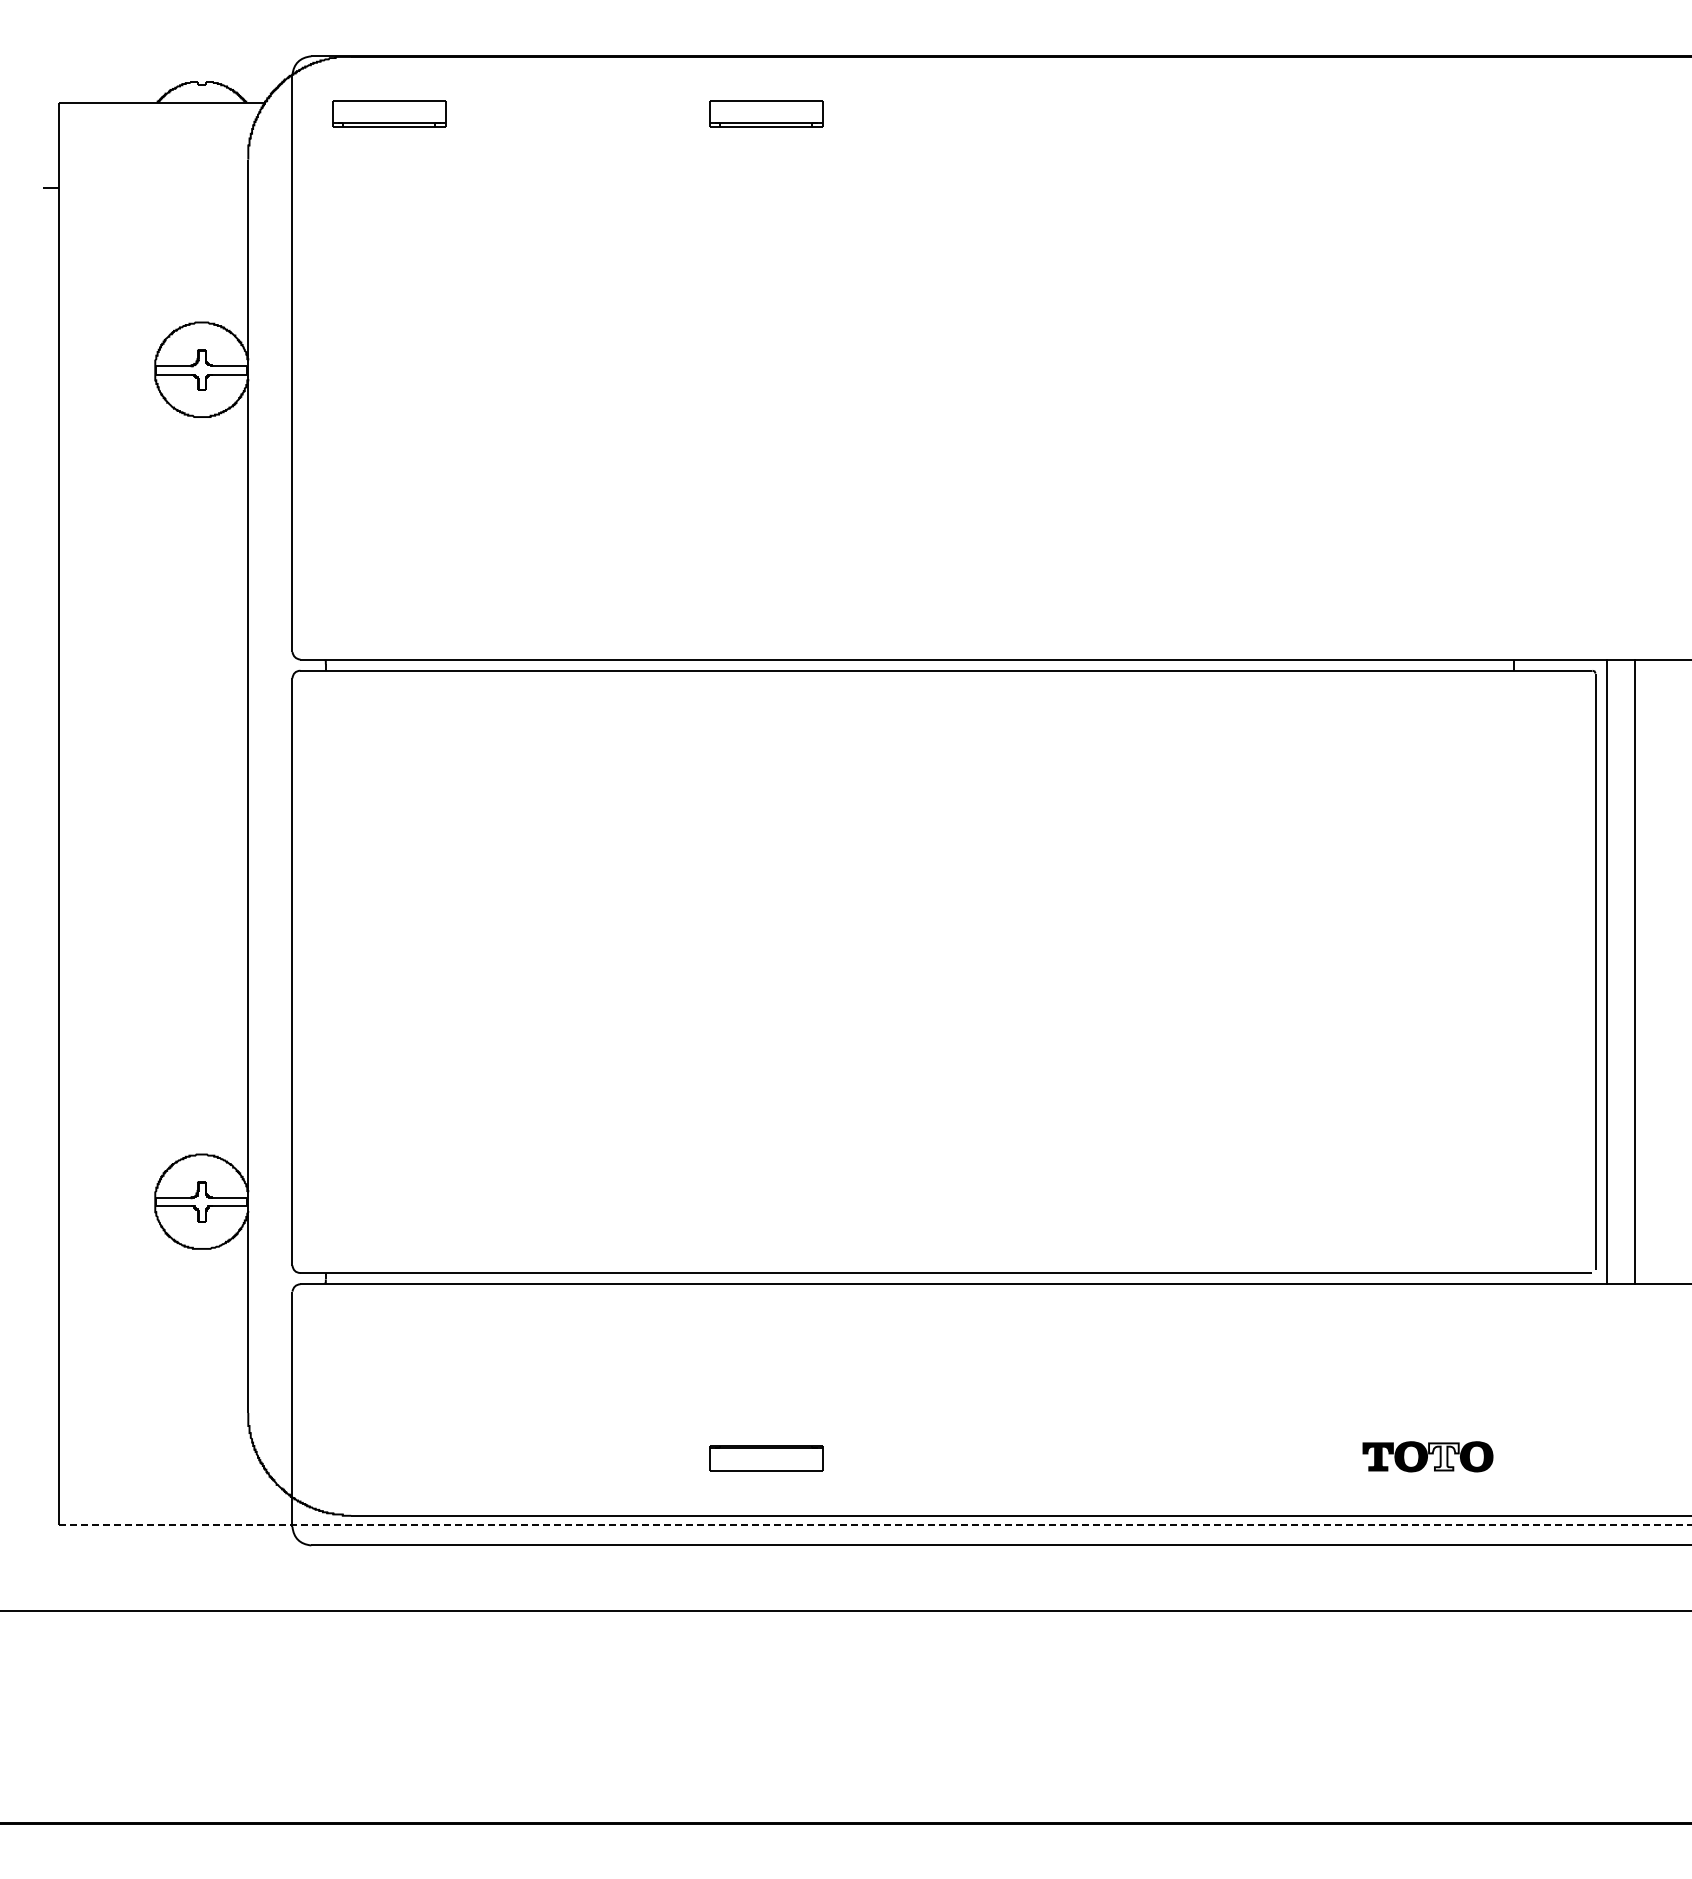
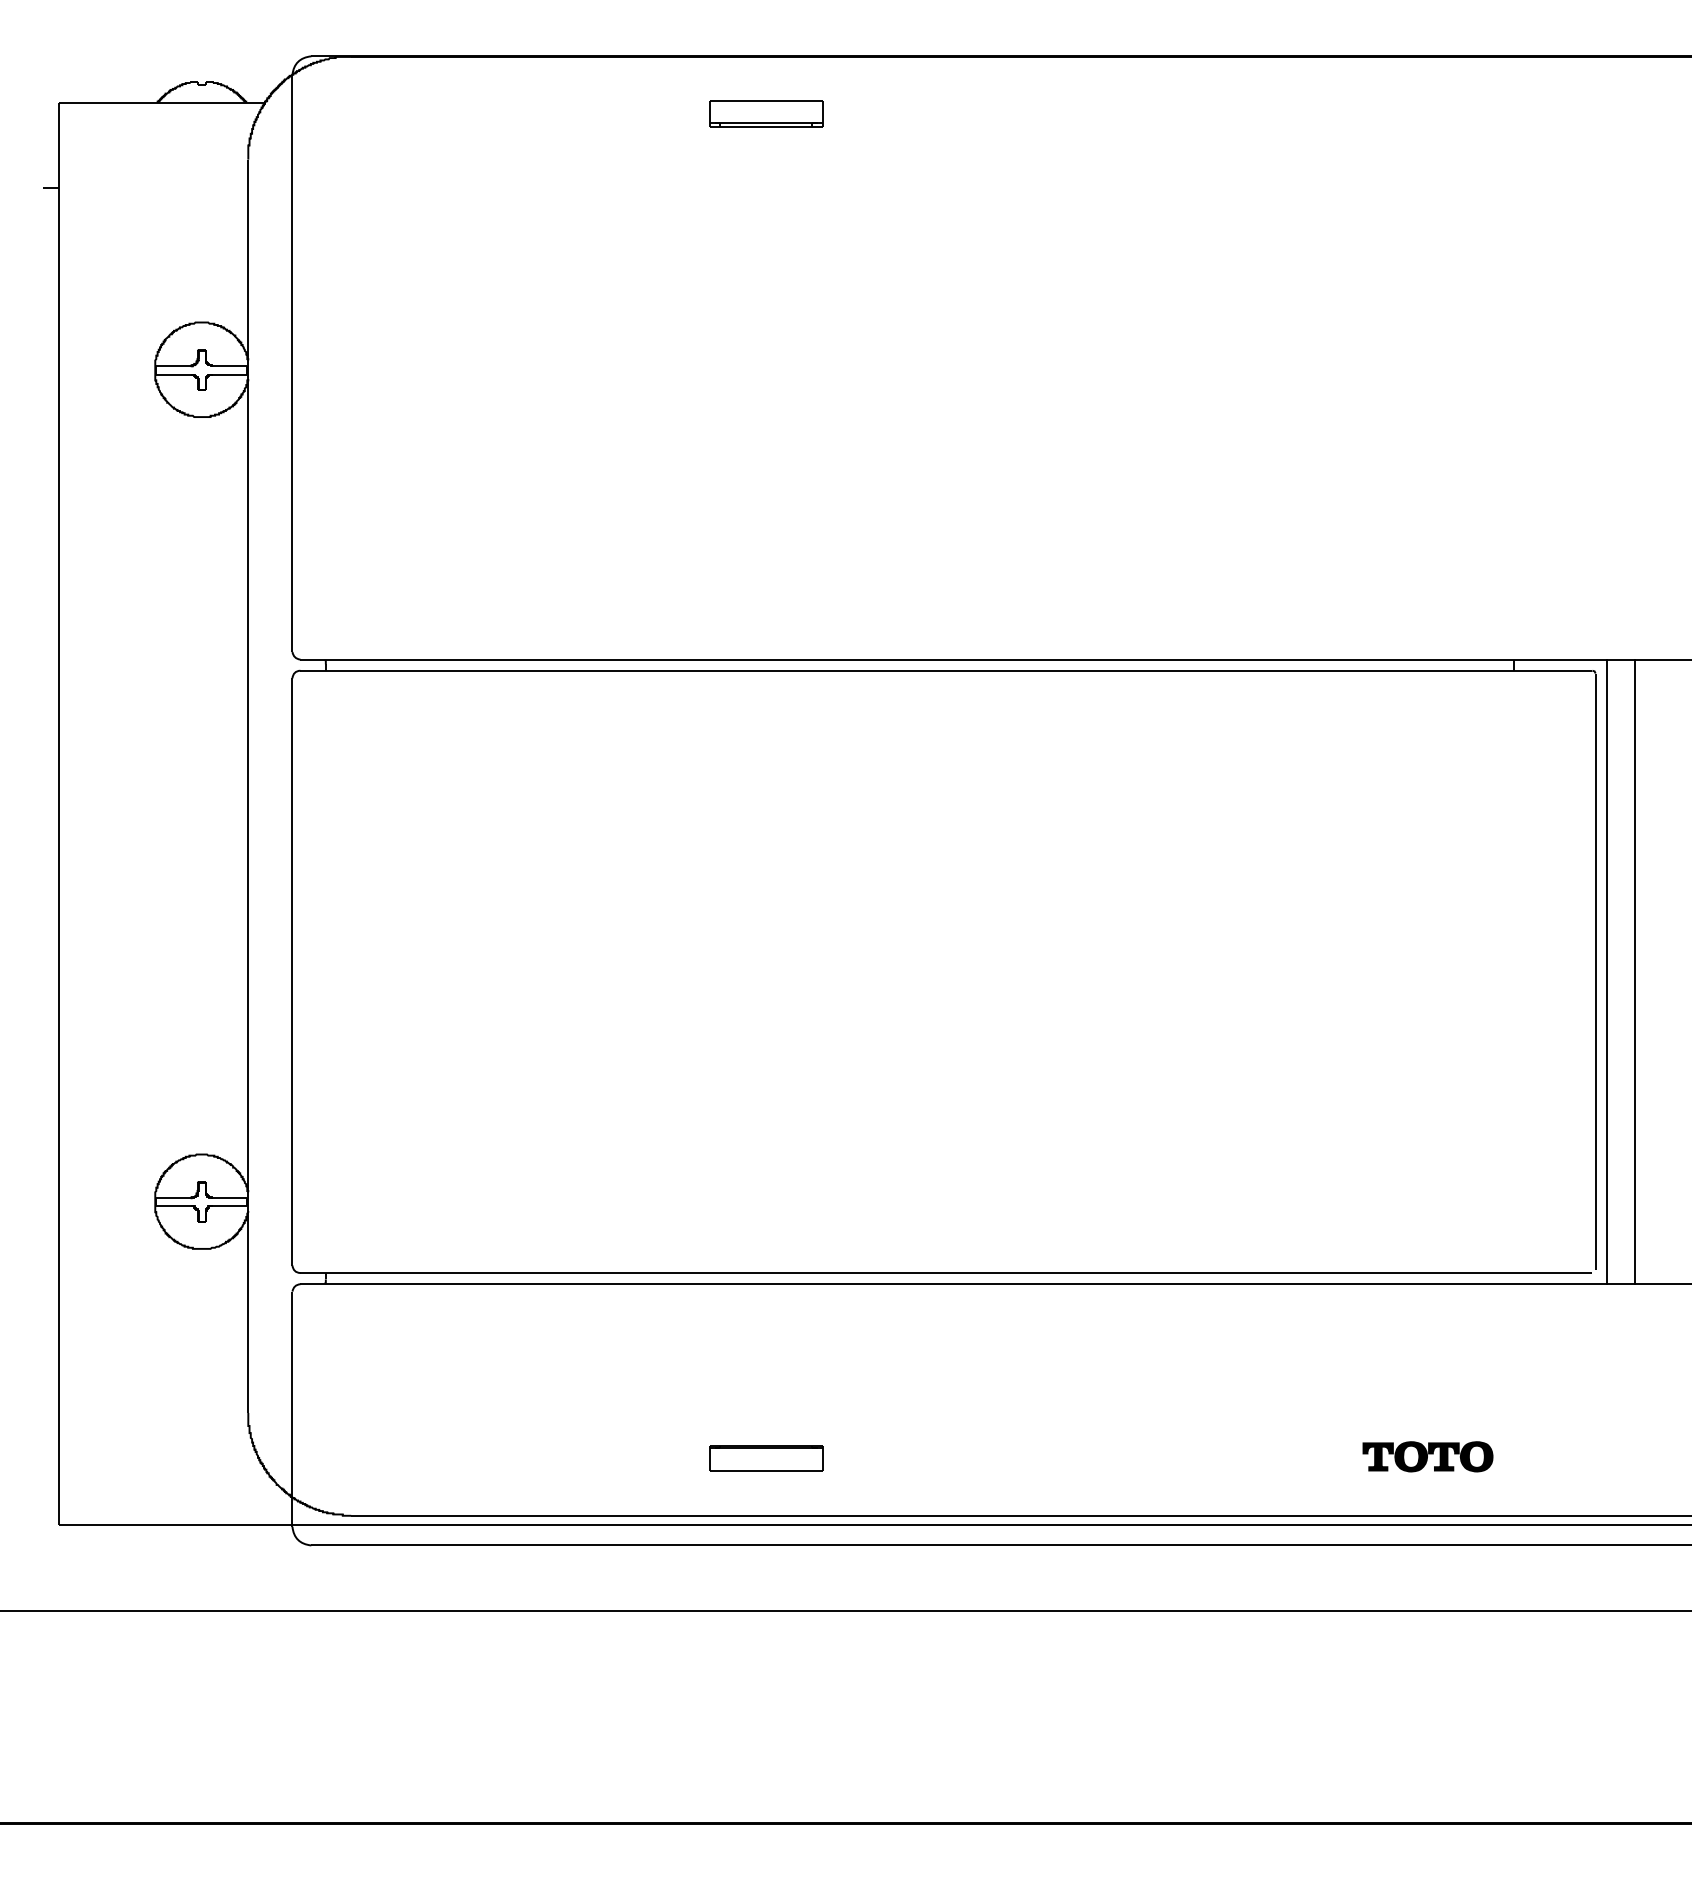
part: present -> none (389, 113)
fill: none -> present (1443, 1456)
line: dashed -> solid (875, 1525)
